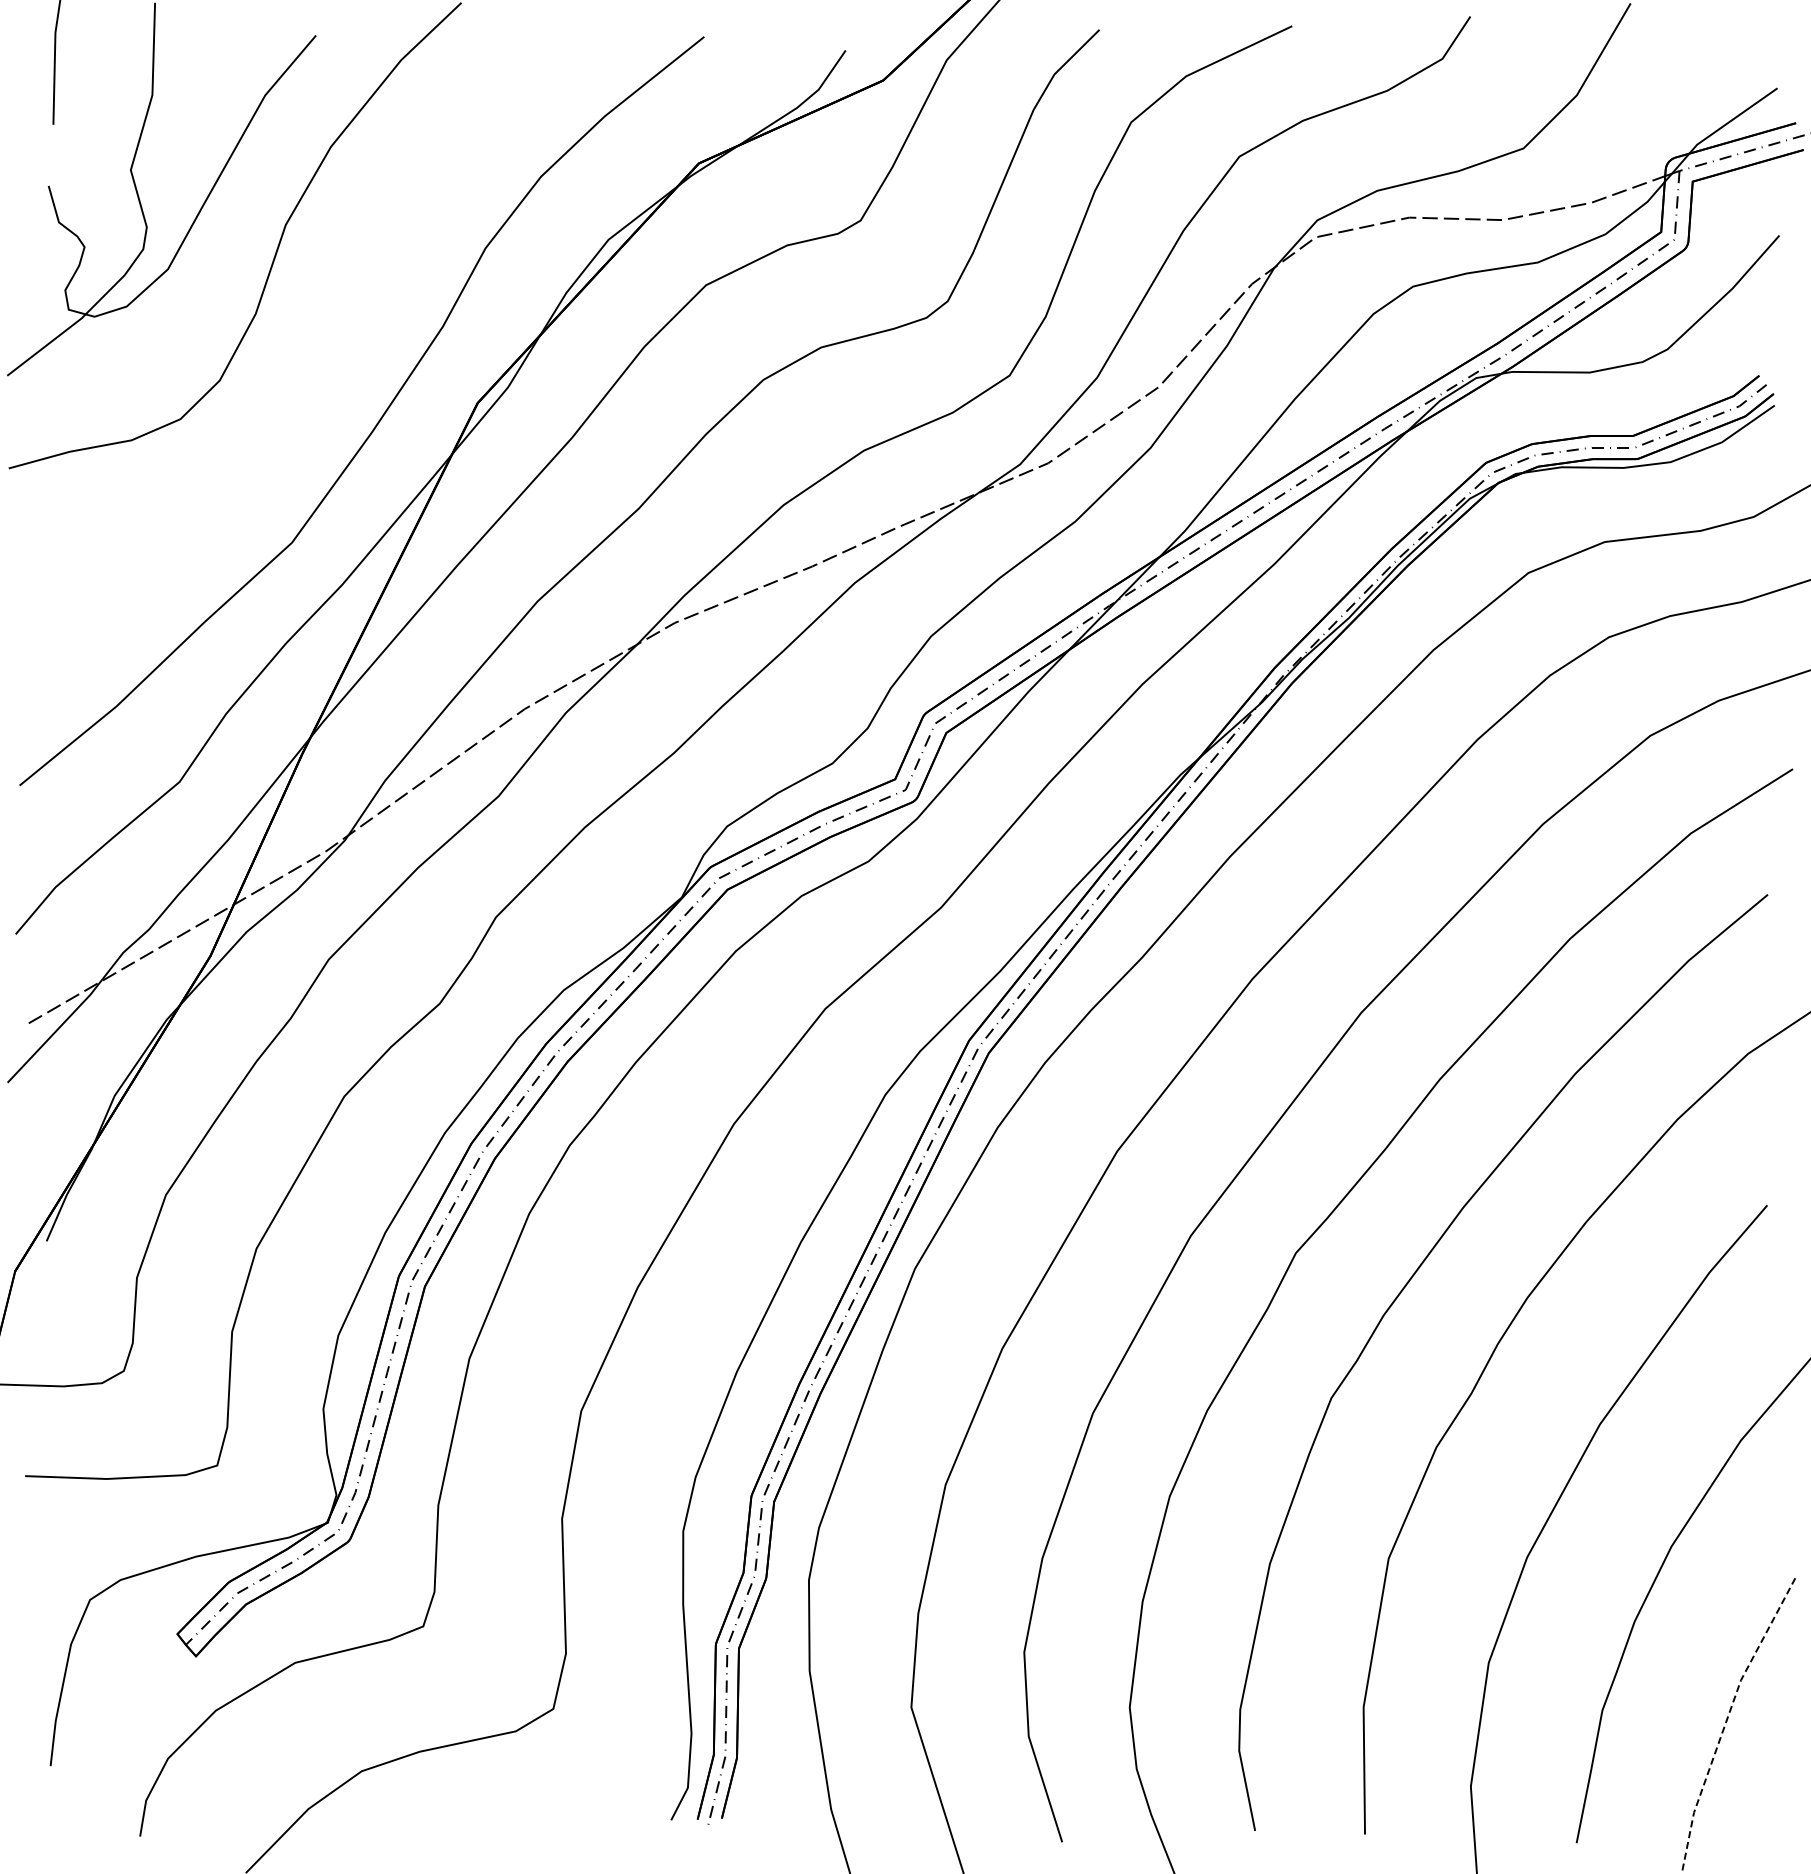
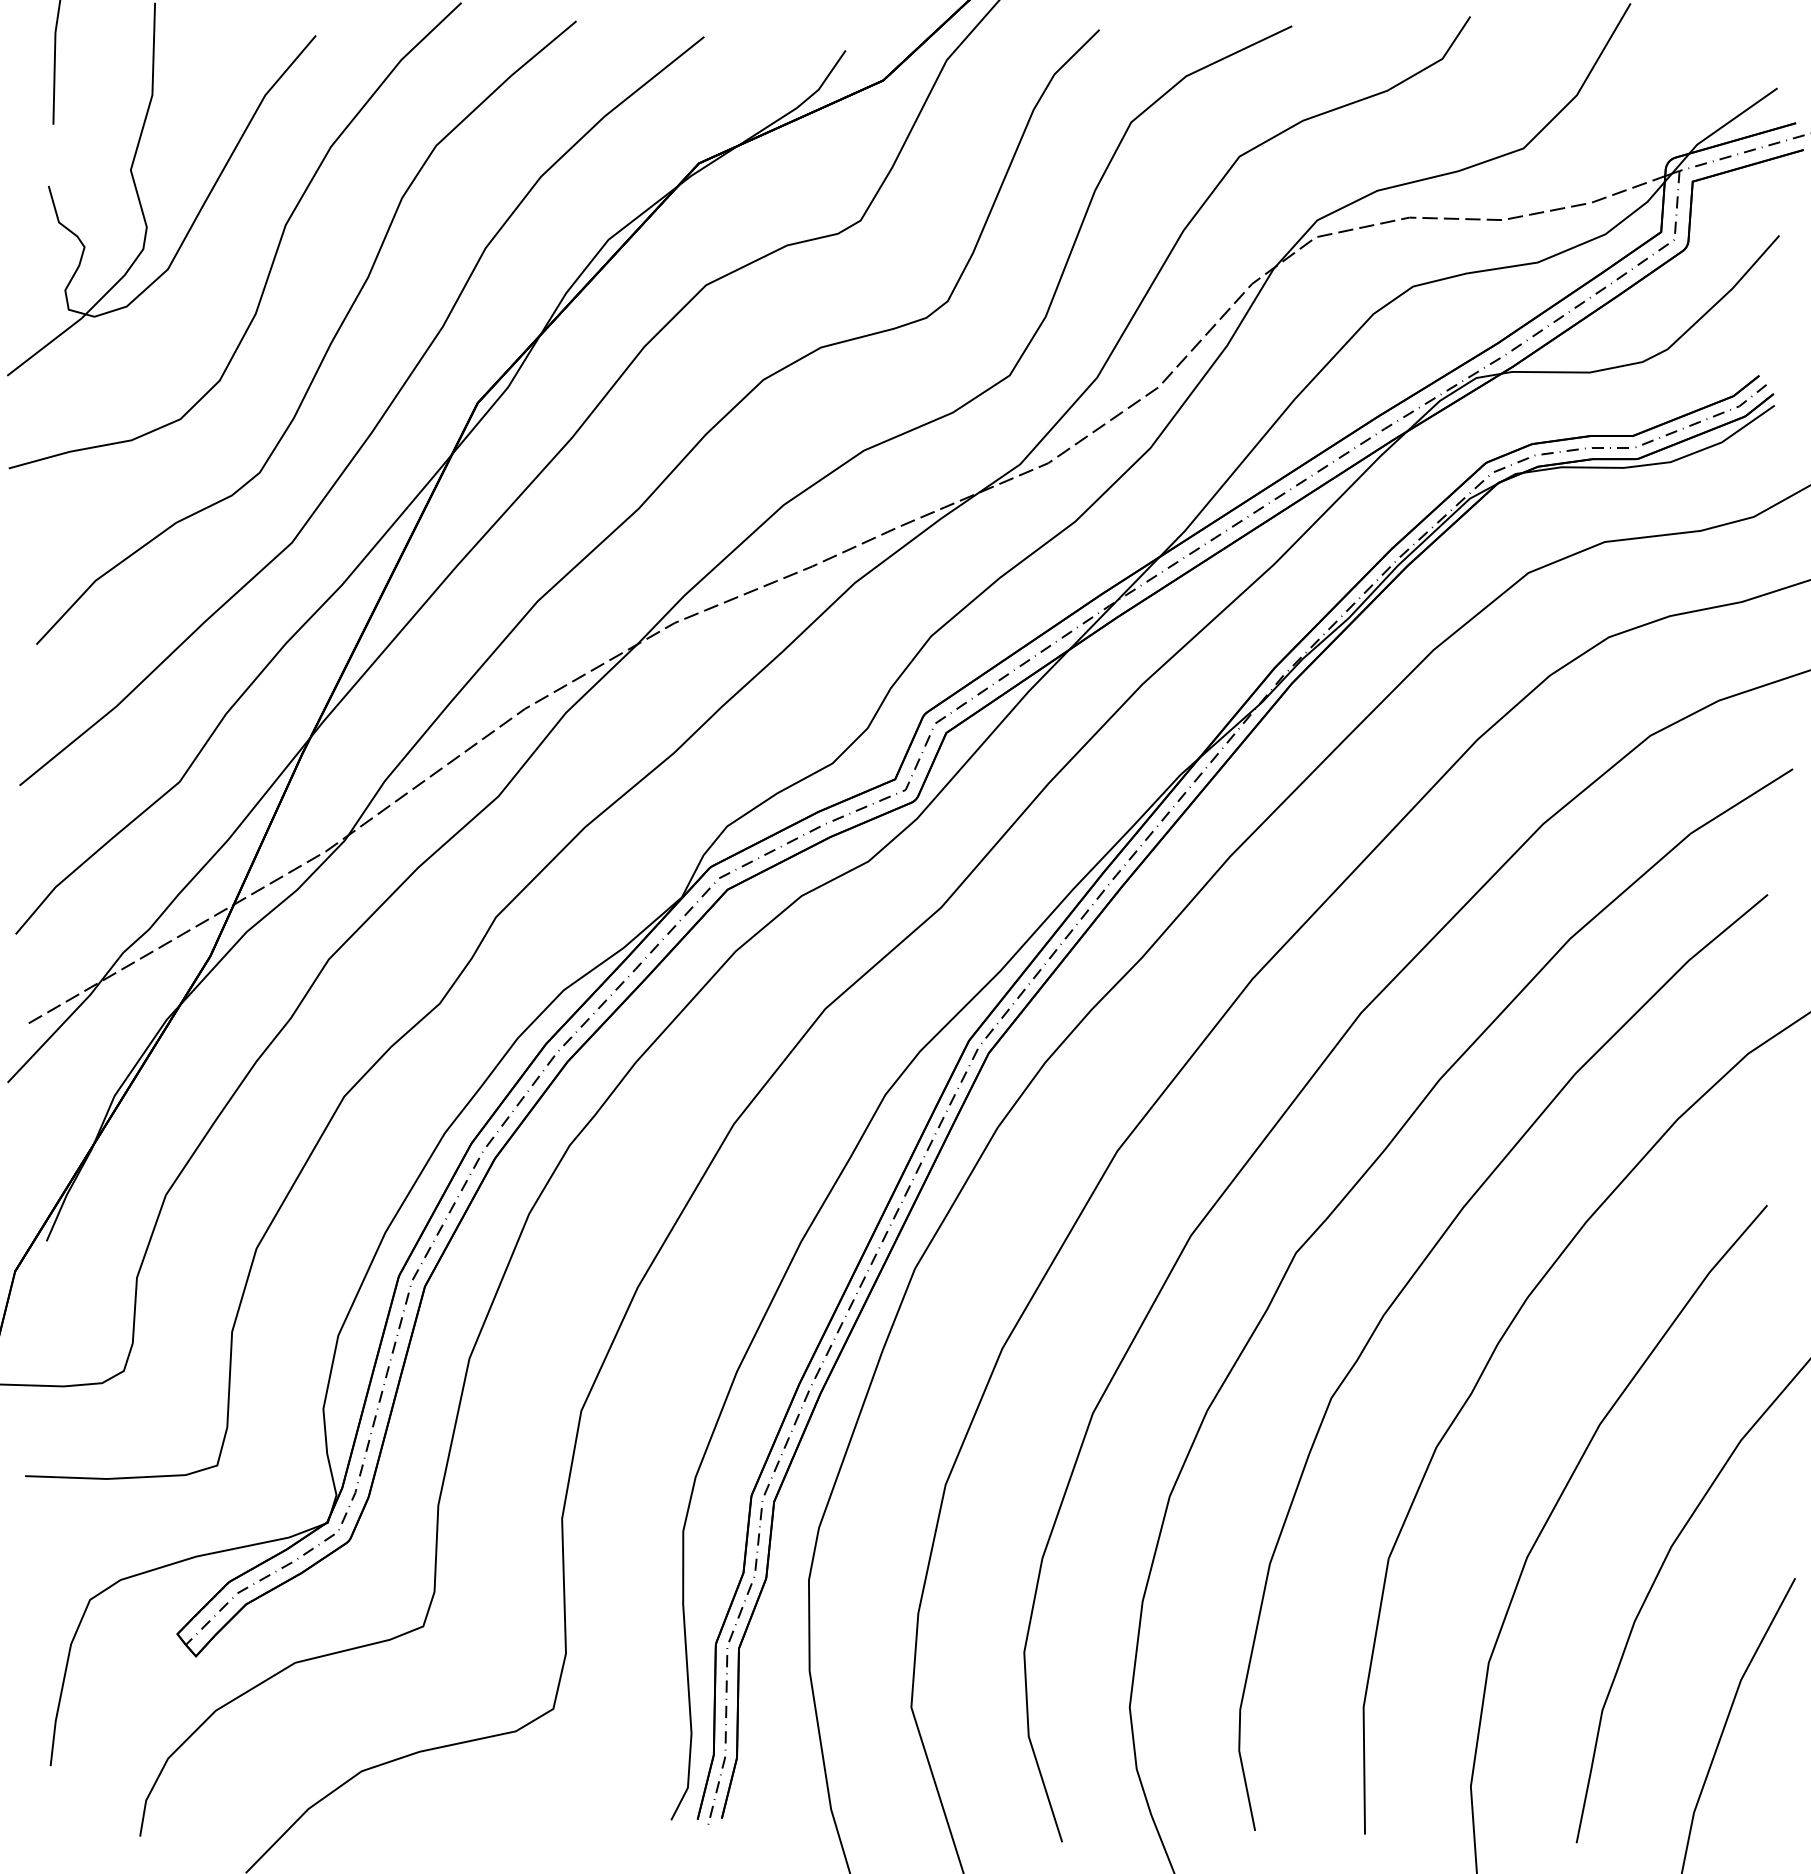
curve: none -> present (329, 344)
line: dashed -> solid (1726, 1721)
